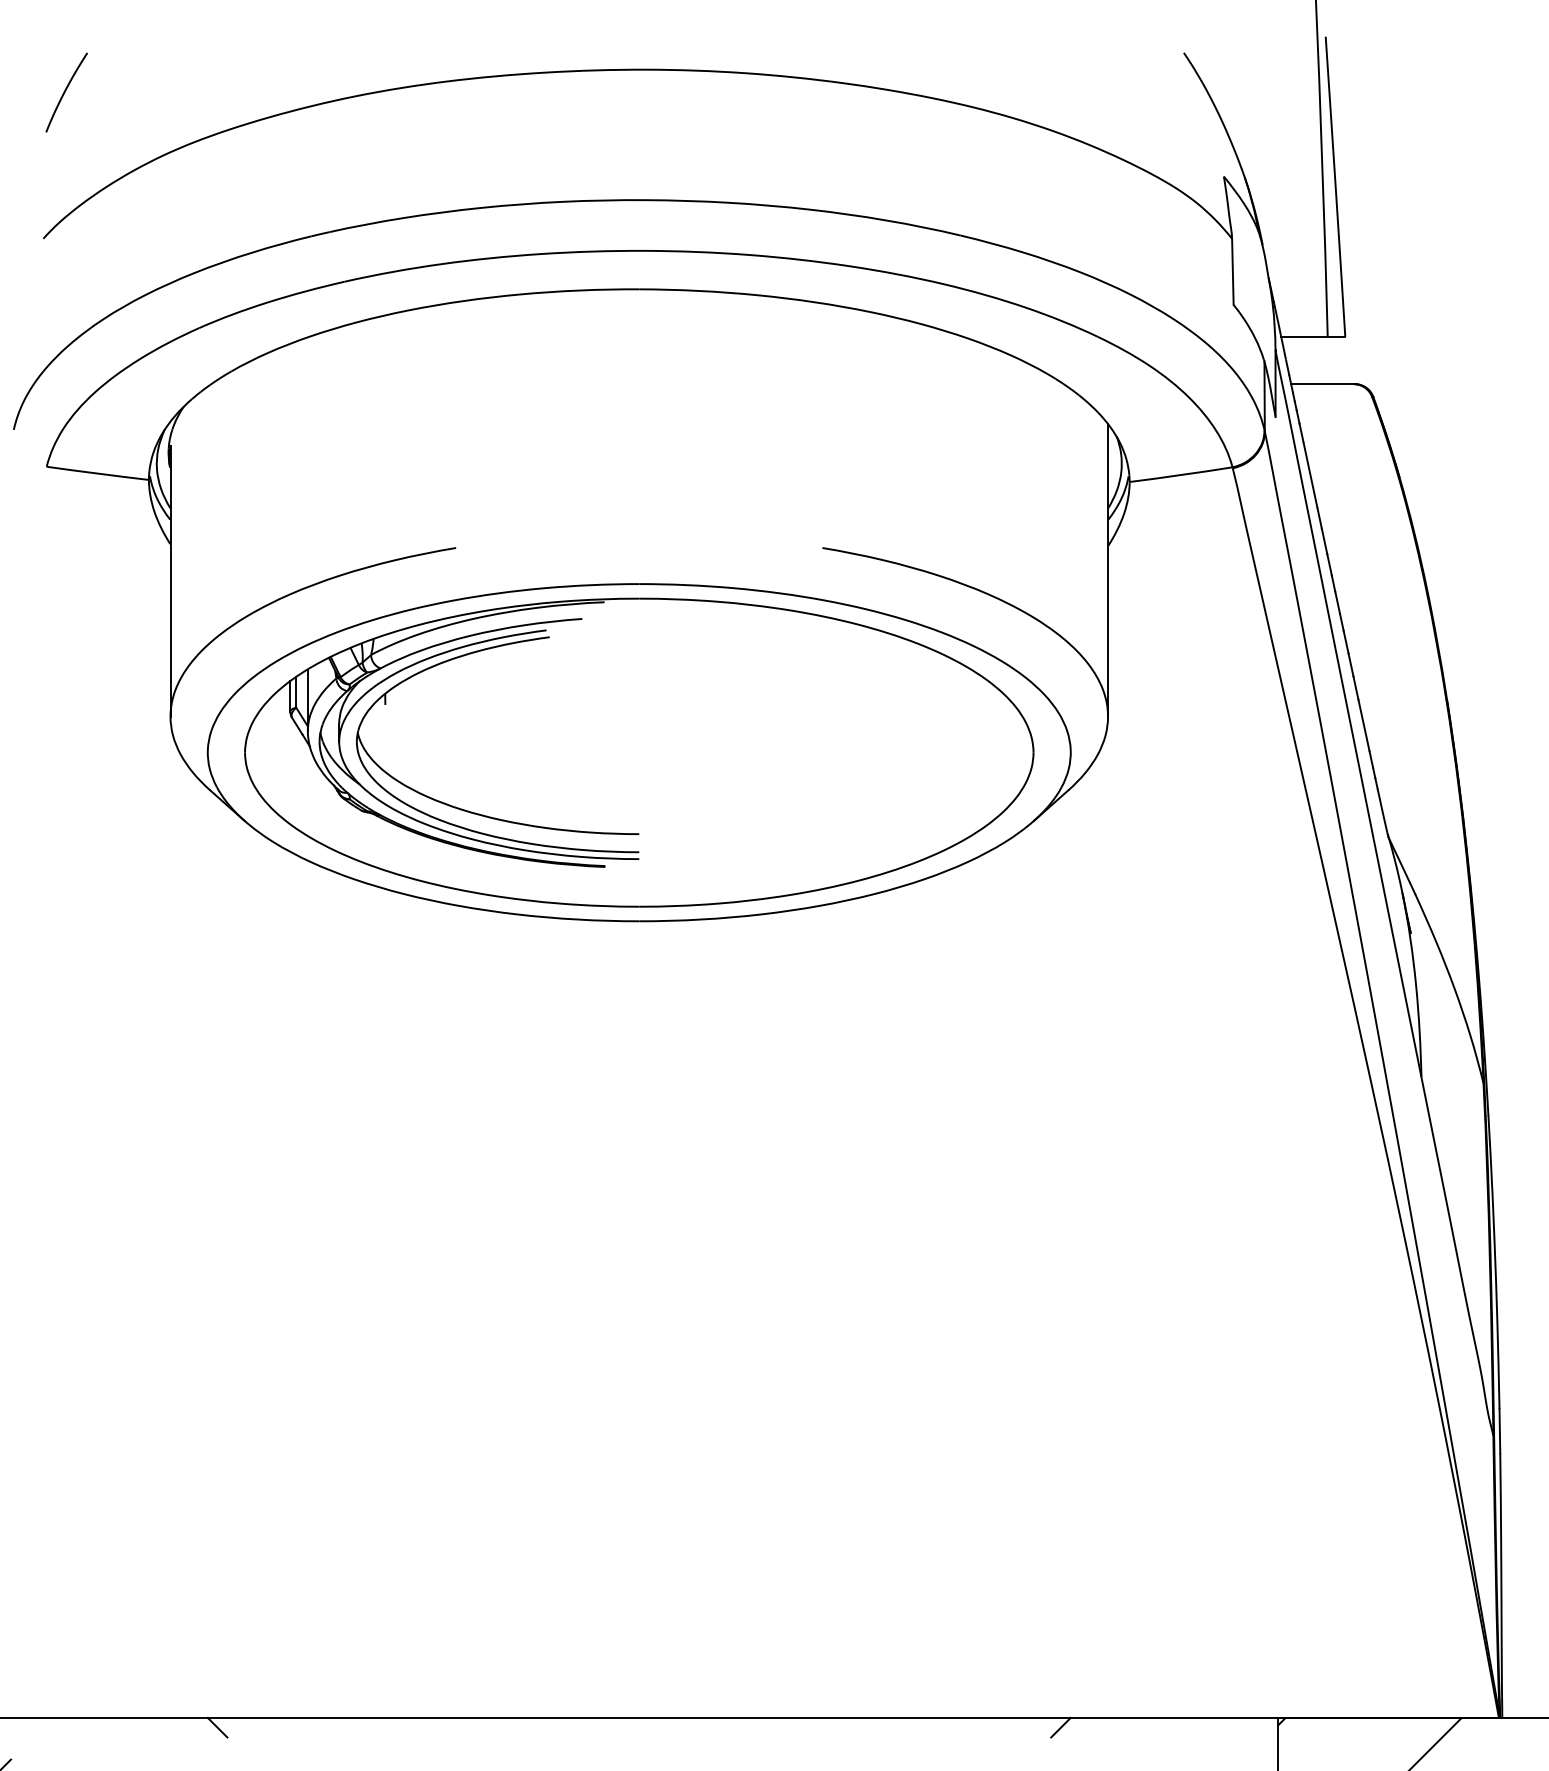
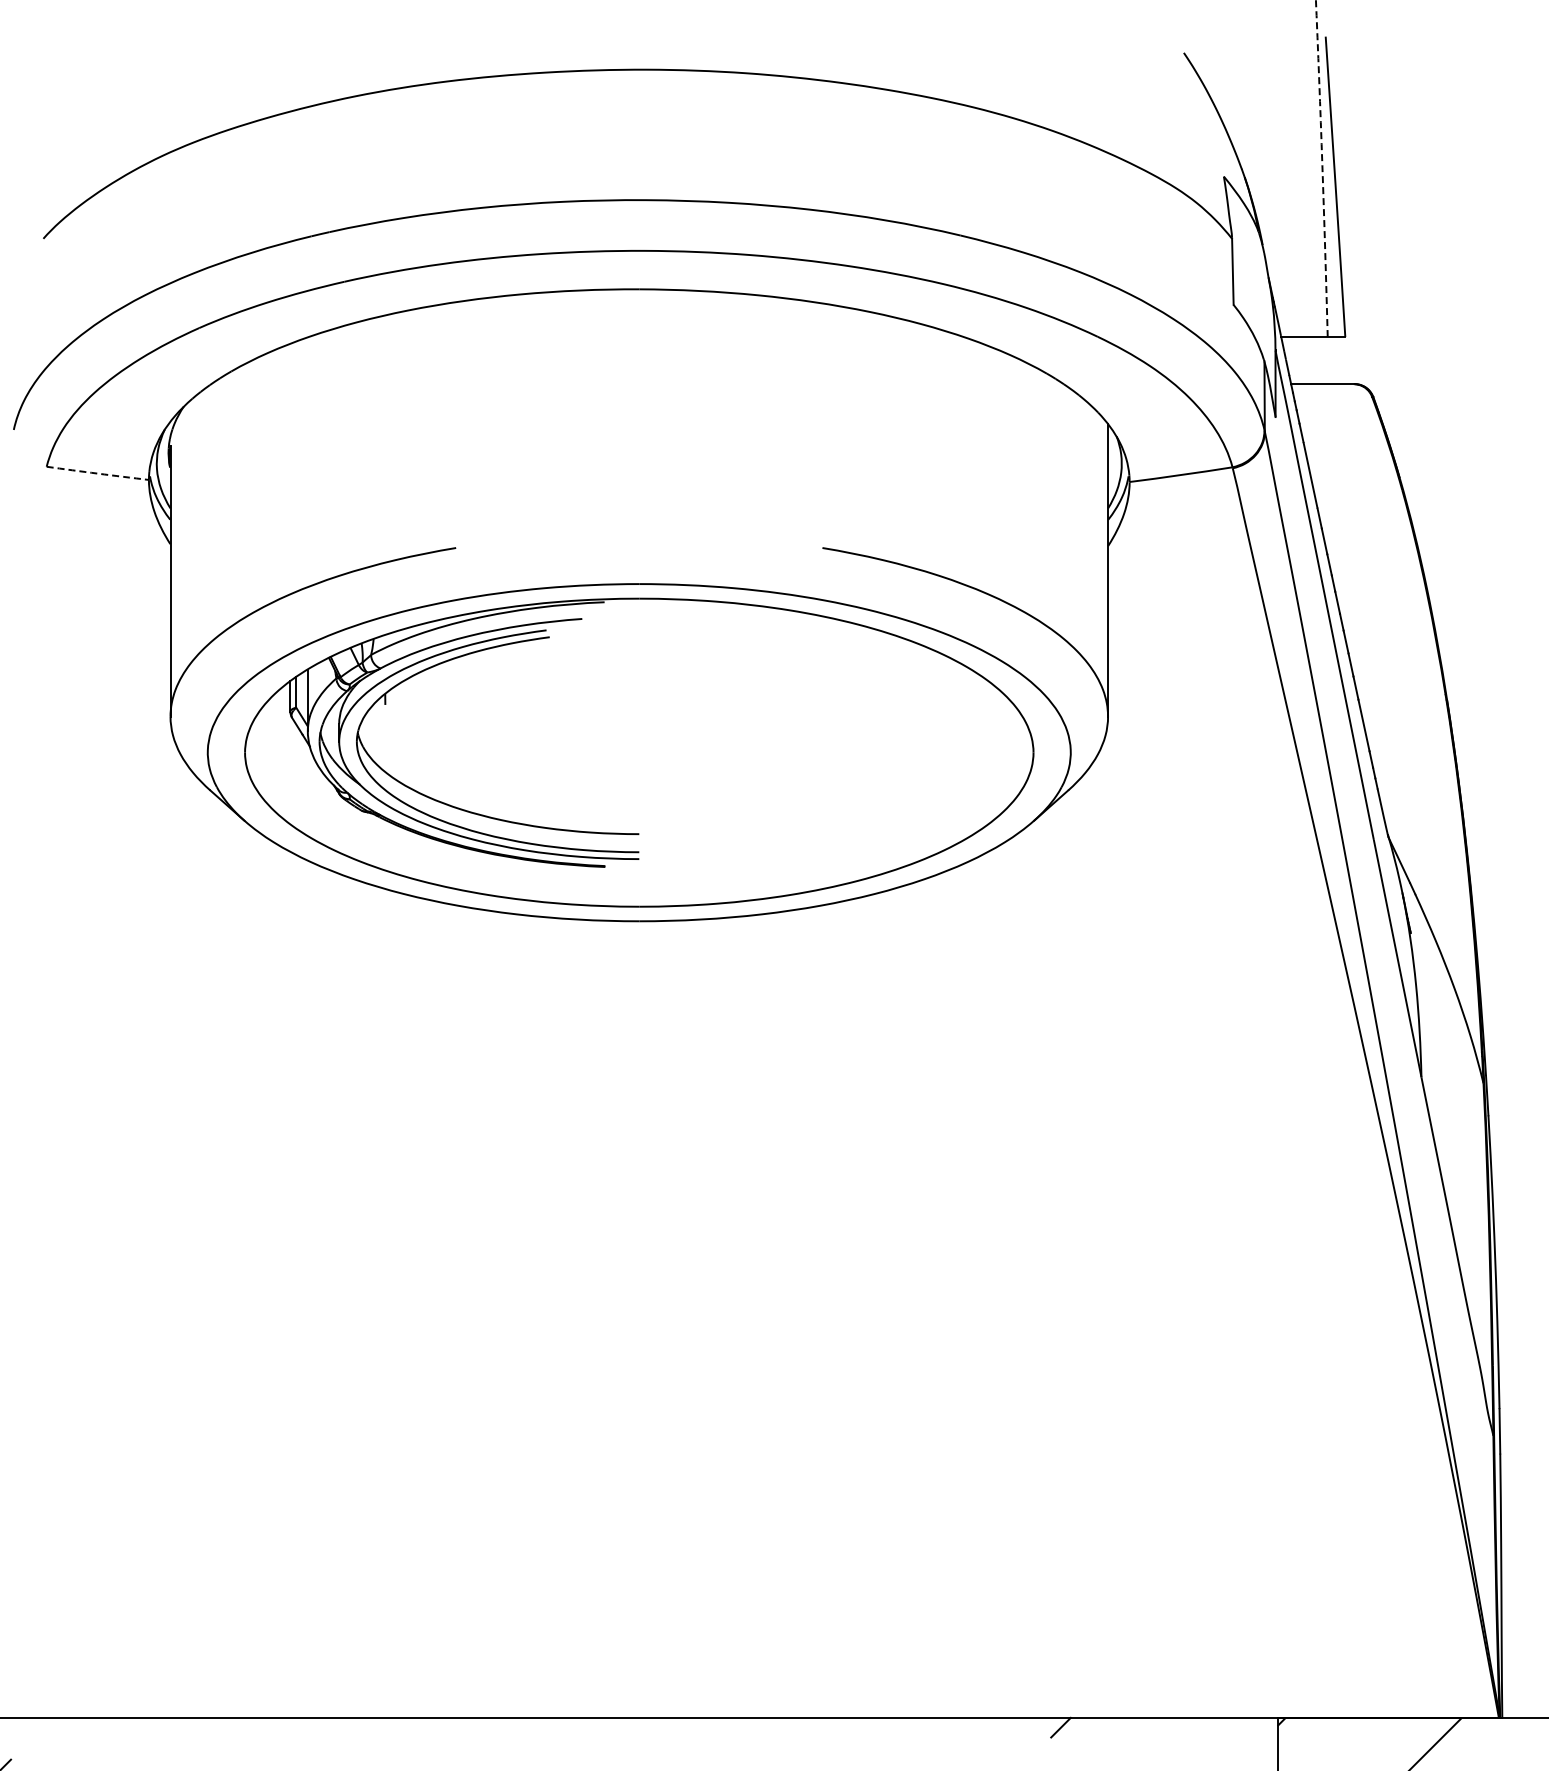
curve: present -> none (65, 92)
arc: solid -> dashed (1322, 167)
arc: solid -> dashed (97, 473)
line: present -> none (217, 1727)
